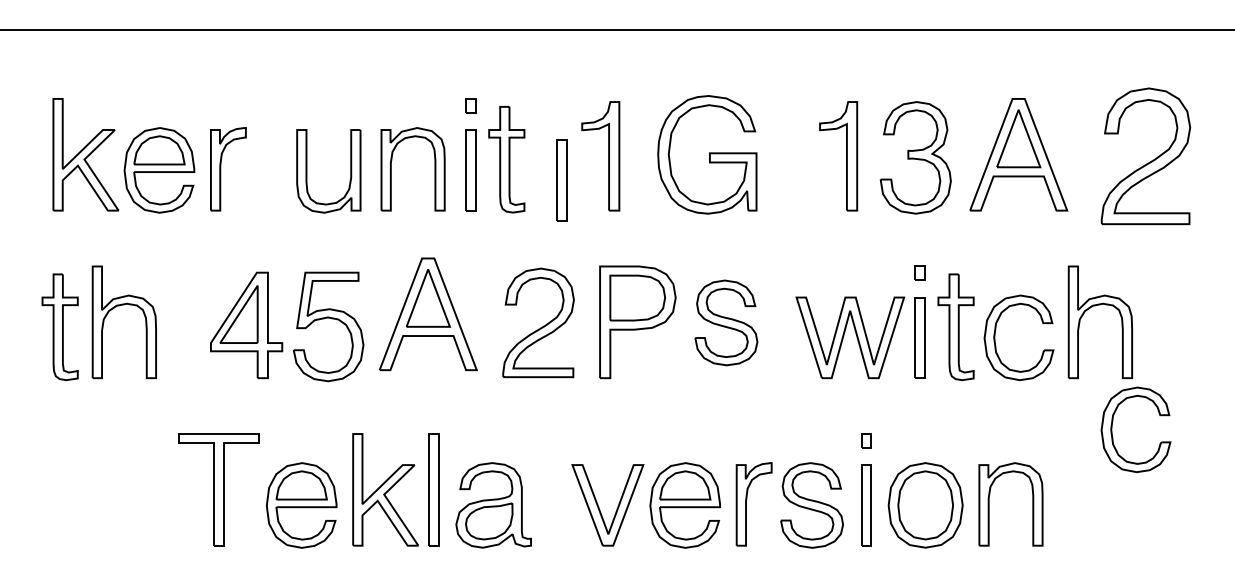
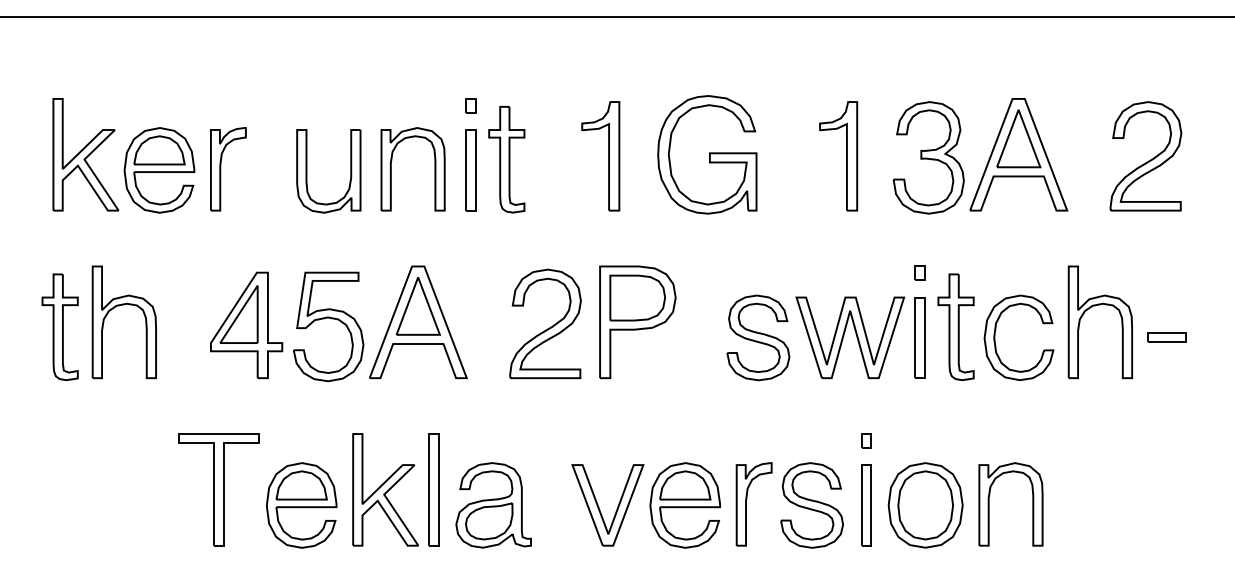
line position: (616, 30) -> (616, 17) (616, 17)
part size: 92x139 px -> 74x111 px (1145, 156)
part position: (915, 157) -> (928, 157) (928, 157)
part: present -> none (561, 180)
part position: (428, 314) -> (418, 322) (418, 322)
part position: (538, 322) -> (545, 323) (545, 323)
part position: (726, 322) -> (758, 337) (758, 337)
part: none -> present (1166, 337)
part: present -> none (1112, 429)
